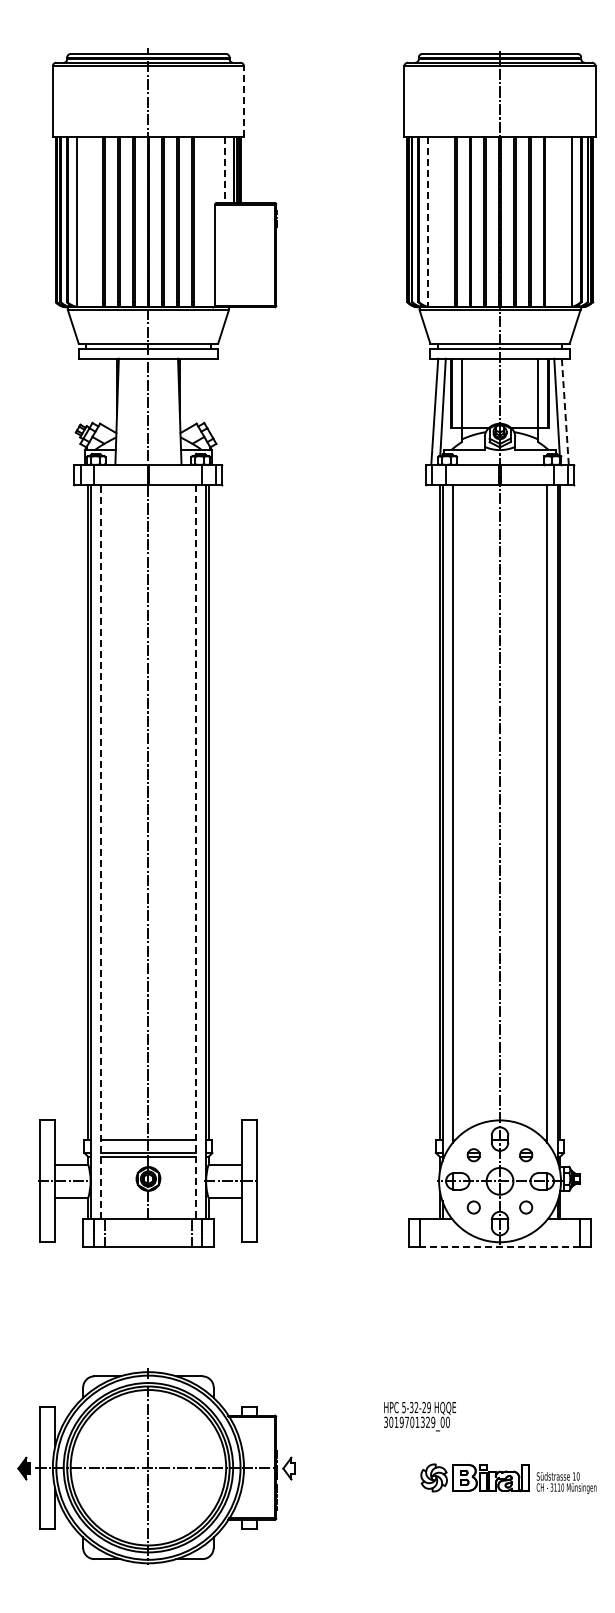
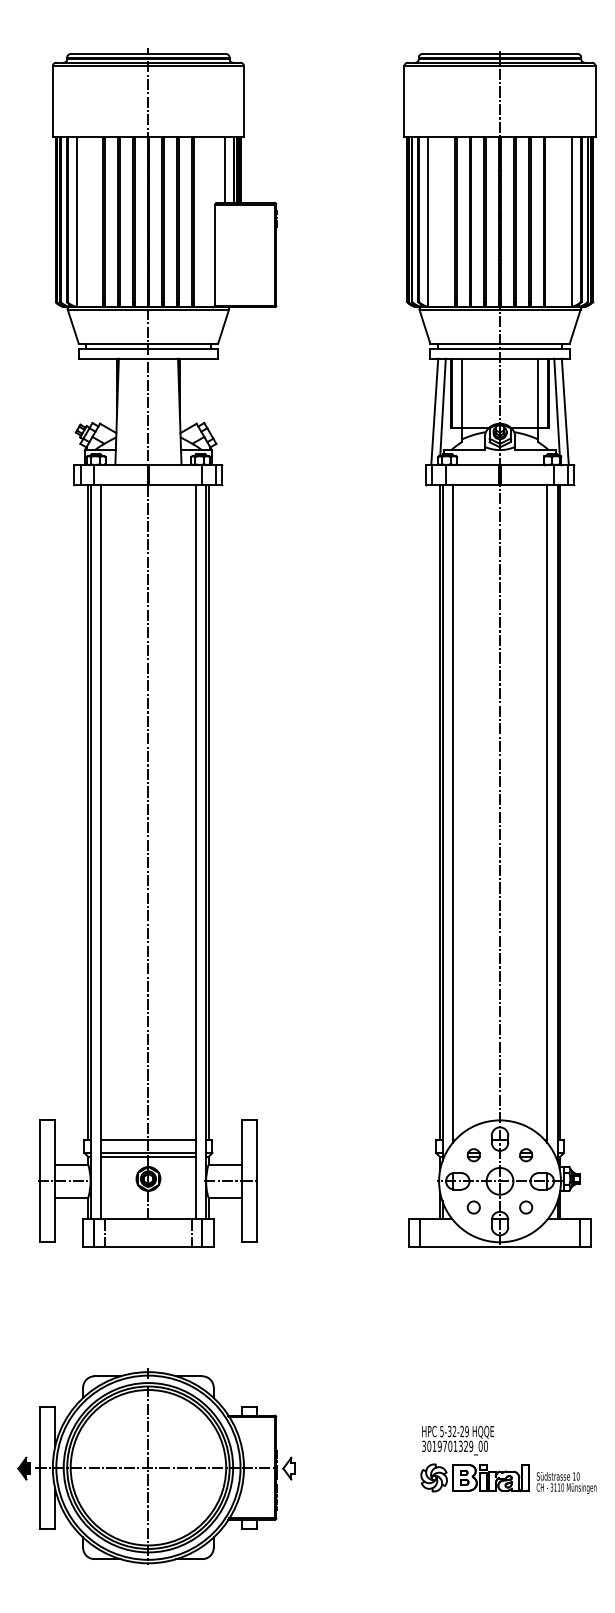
line: dashed -> solid (243, 100)
line: dashed -> solid (224, 170)
line: dashed -> solid (428, 222)
line: dashed -> solid (565, 411)
line: dashed -> solid (101, 851)
line: dashed -> solid (195, 852)
line: dashed -> solid (499, 1246)
text position: (420, 1416) -> (458, 1440) (458, 1440)
